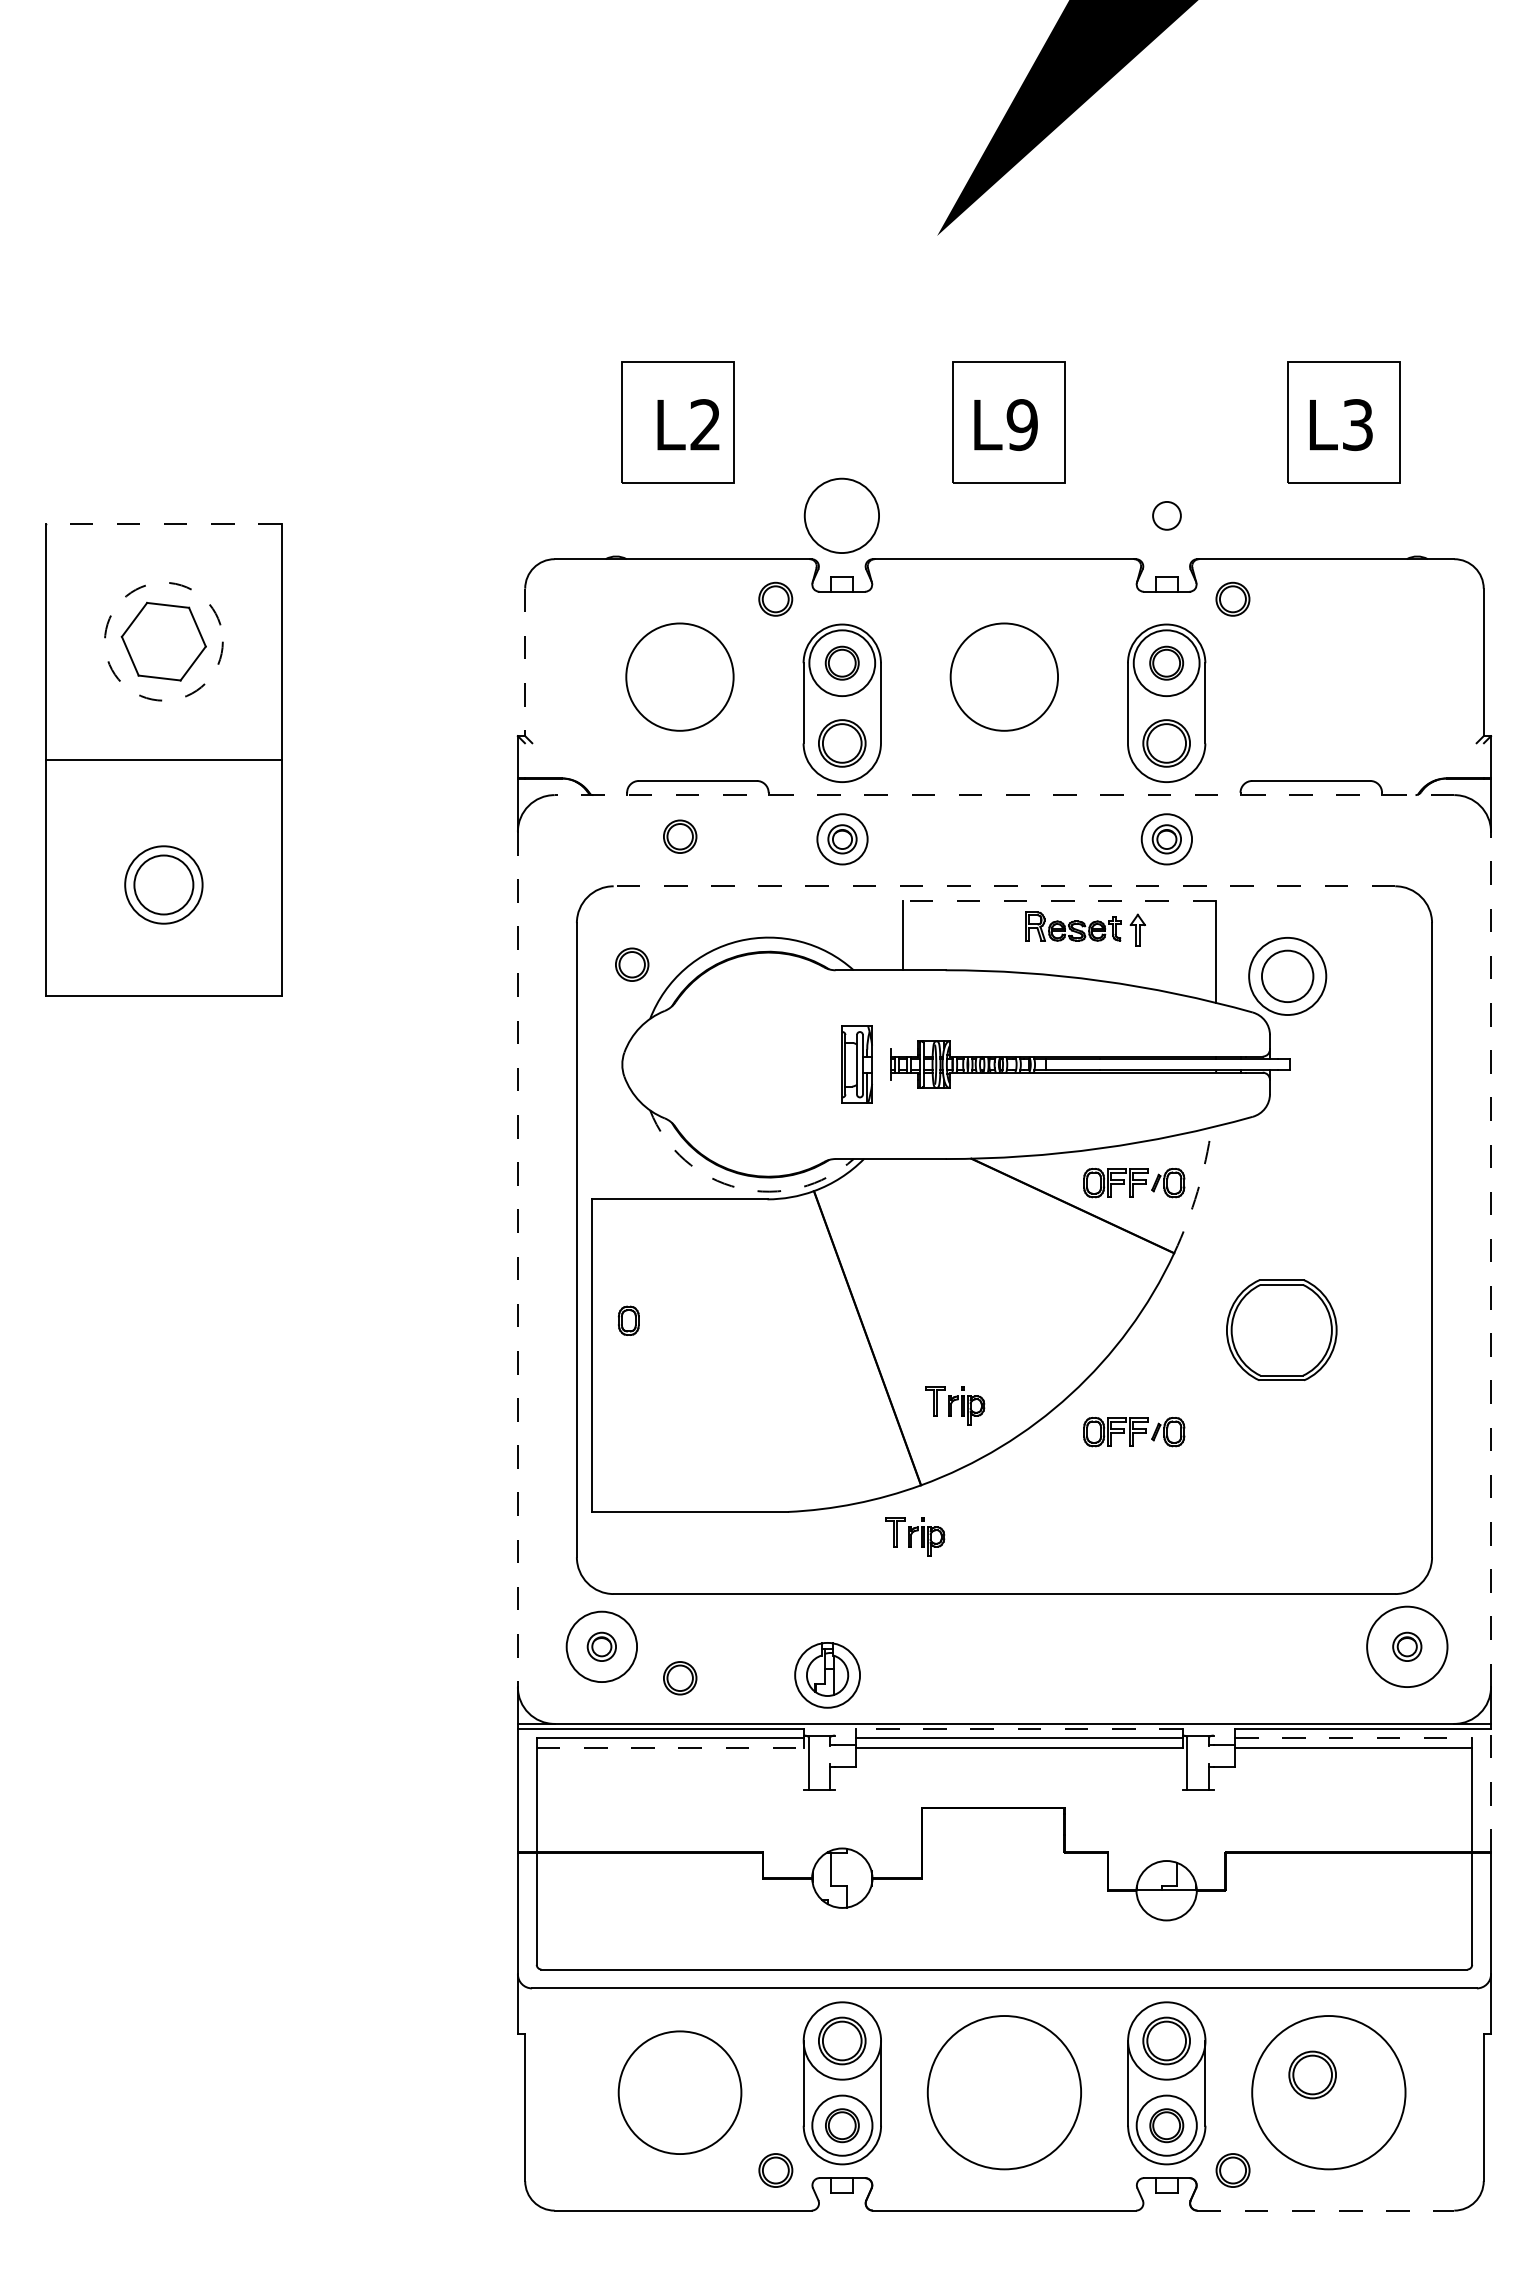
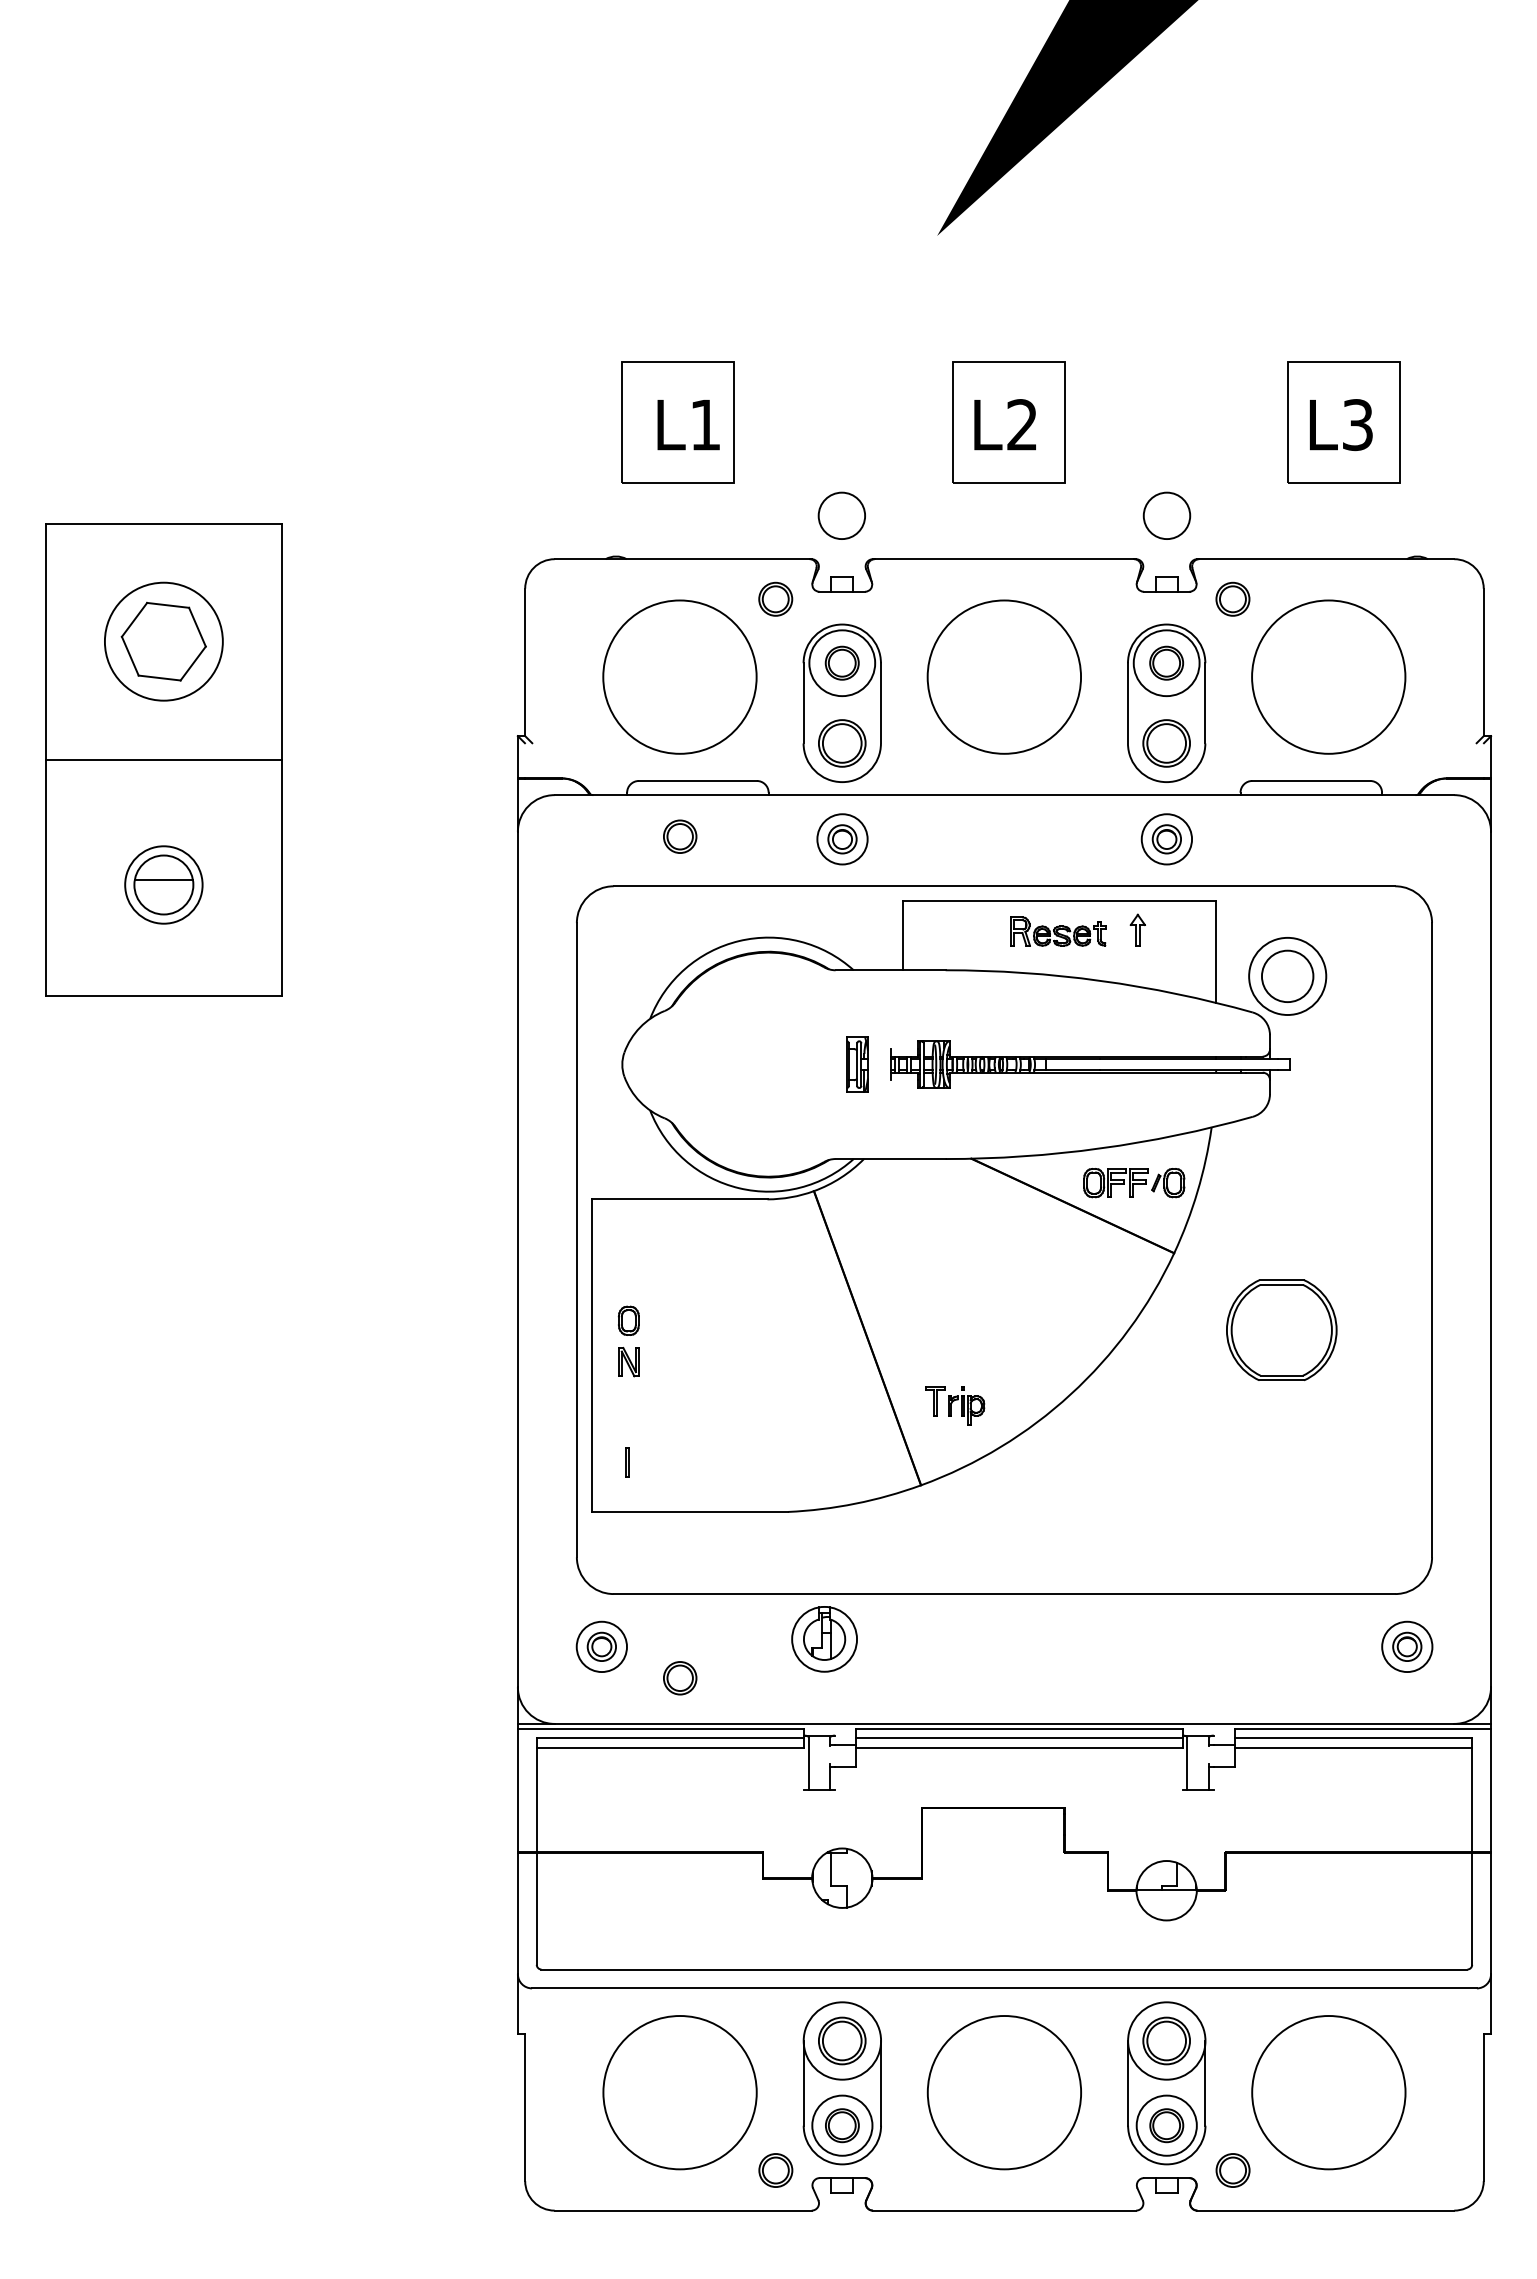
text: L2 -> L1 (704, 424)
text: L9 -> L2 (1021, 425)
circle diameter: 74 px -> 46 px (841, 515)
circle diameter: 28 px -> 46 px (1166, 515)
line: dashed -> solid (163, 523)
circle: dashed -> solid (163, 641)
line: dashed -> solid (525, 662)
circle diameter: 107 px -> 153 px (679, 676)
circle diameter: 107 px -> 153 px (1004, 676)
circle: none -> present (1328, 676)
line: dashed -> solid (1004, 795)
line: none -> present (163, 880)
line: dashed -> solid (1004, 886)
line: dashed -> solid (1059, 900)
part position: (1073, 926) -> (1058, 931) (1058, 931)
part: present -> none (632, 964)
part size: 32x79 px -> 23x57 px (857, 1064)
arc: dashed -> solid (739, 1188)
arc: dashed -> solid (1197, 1191)
line: dashed -> solid (517, 1259)
line: dashed -> solid (1491, 1259)
part: none -> present (628, 1362)
part: present -> none (1134, 1432)
line: none -> present (626, 1462)
part: present -> none (915, 1536)
circle diameter: 70 px -> 50 px (601, 1646)
circle diameter: 80 px -> 50 px (1407, 1646)
part position: (827, 1675) -> (824, 1639) (824, 1639)
line: dashed -> solid (1019, 1728)
line: dashed -> solid (1353, 1738)
line: dashed -> solid (670, 1747)
line: dashed -> solid (1491, 1790)
part: present -> none (1312, 2074)
circle size: 126x125 px -> 156x156 px (679, 2092)
line: dashed -> solid (1326, 2210)
